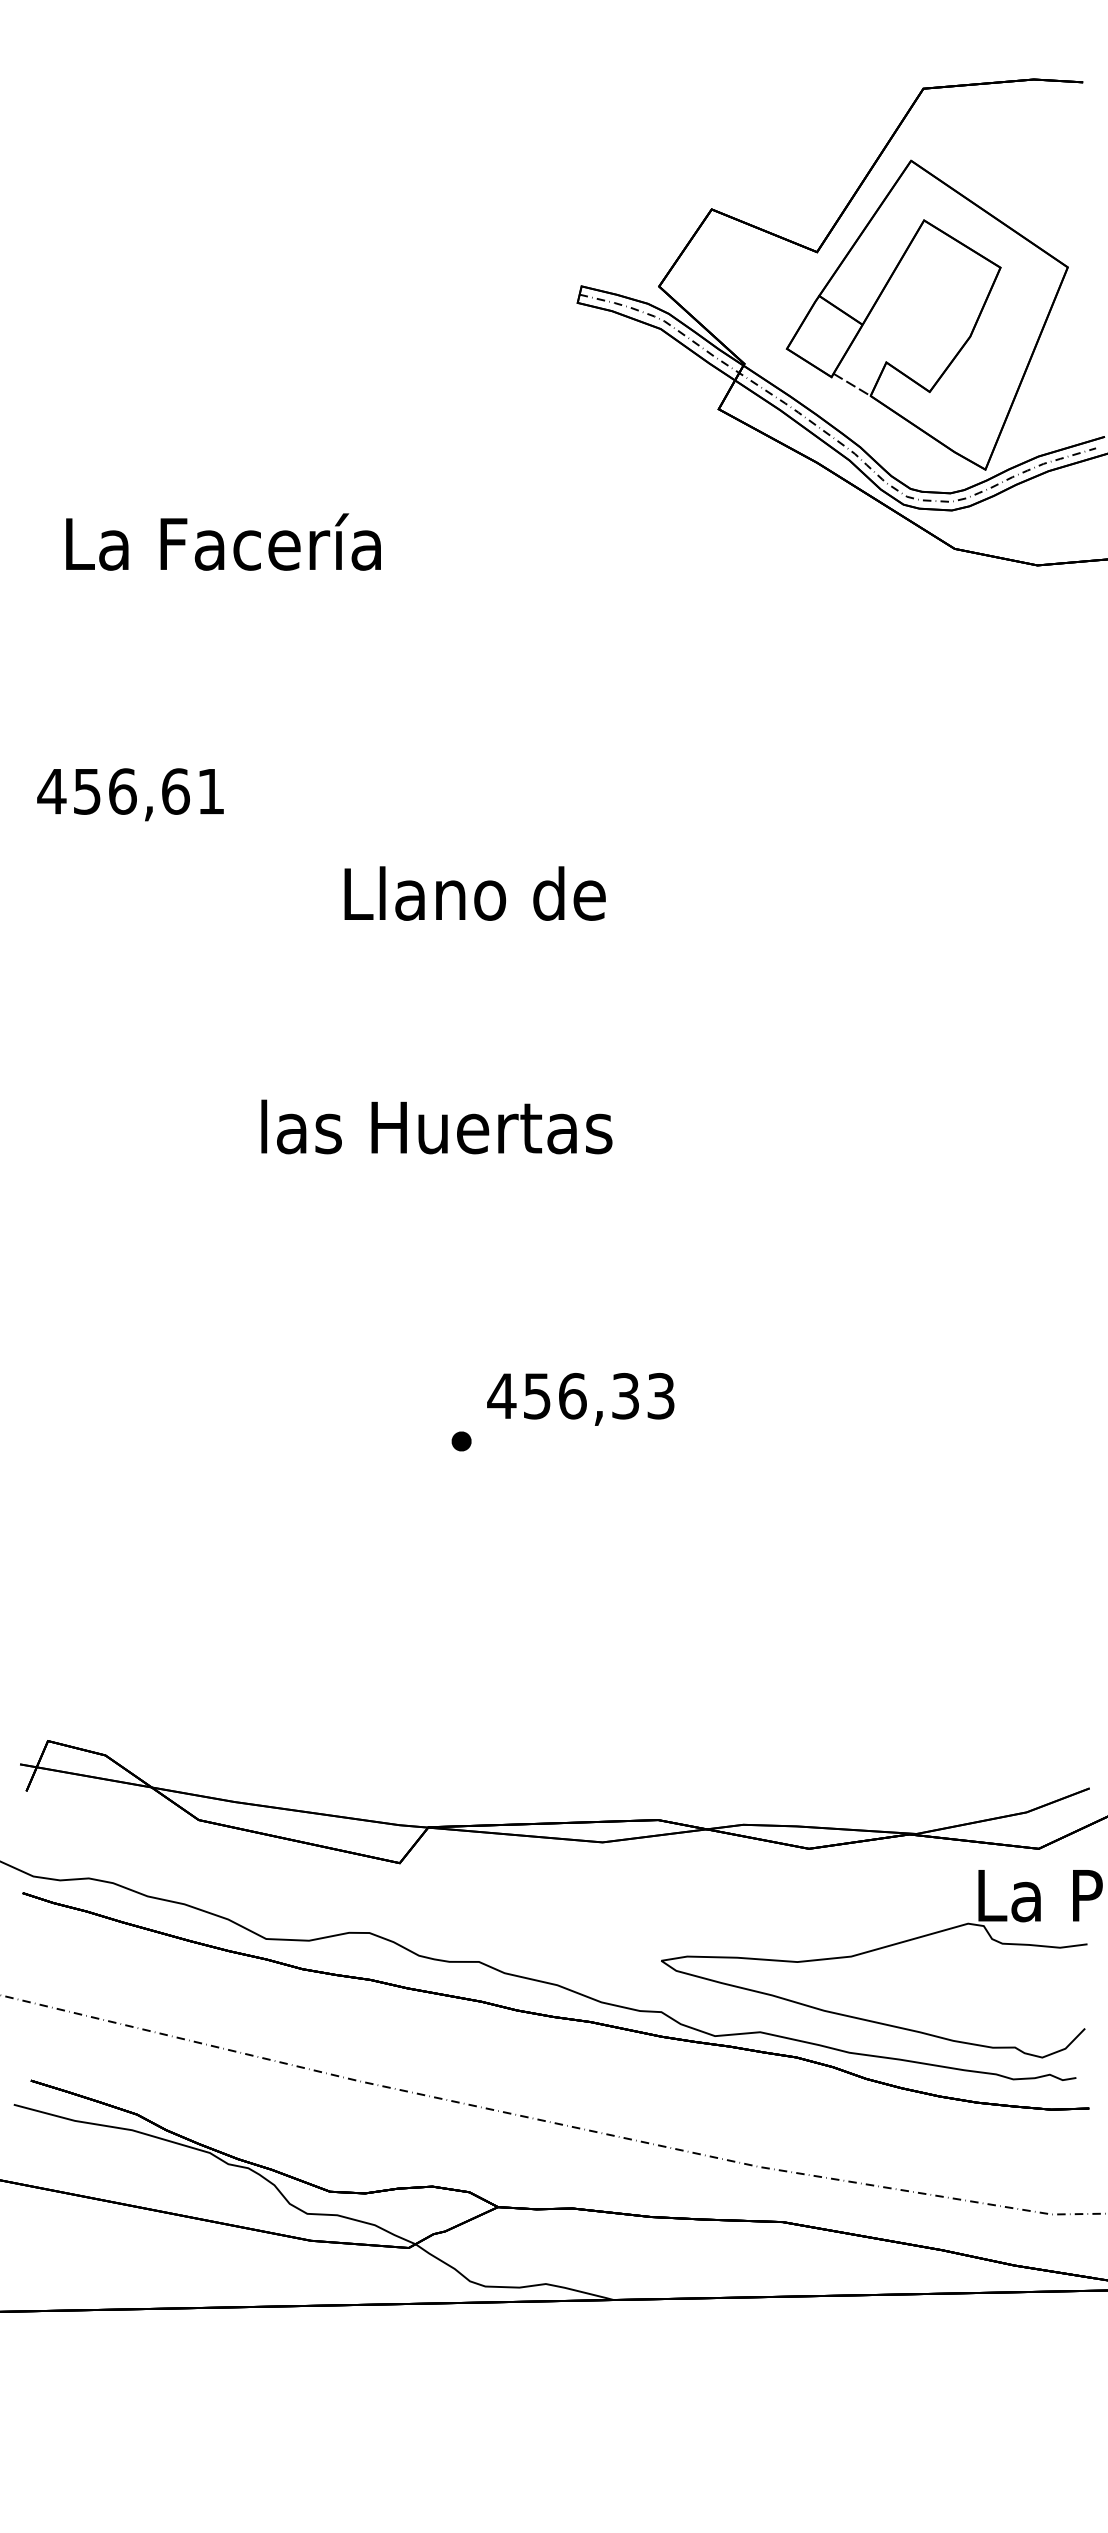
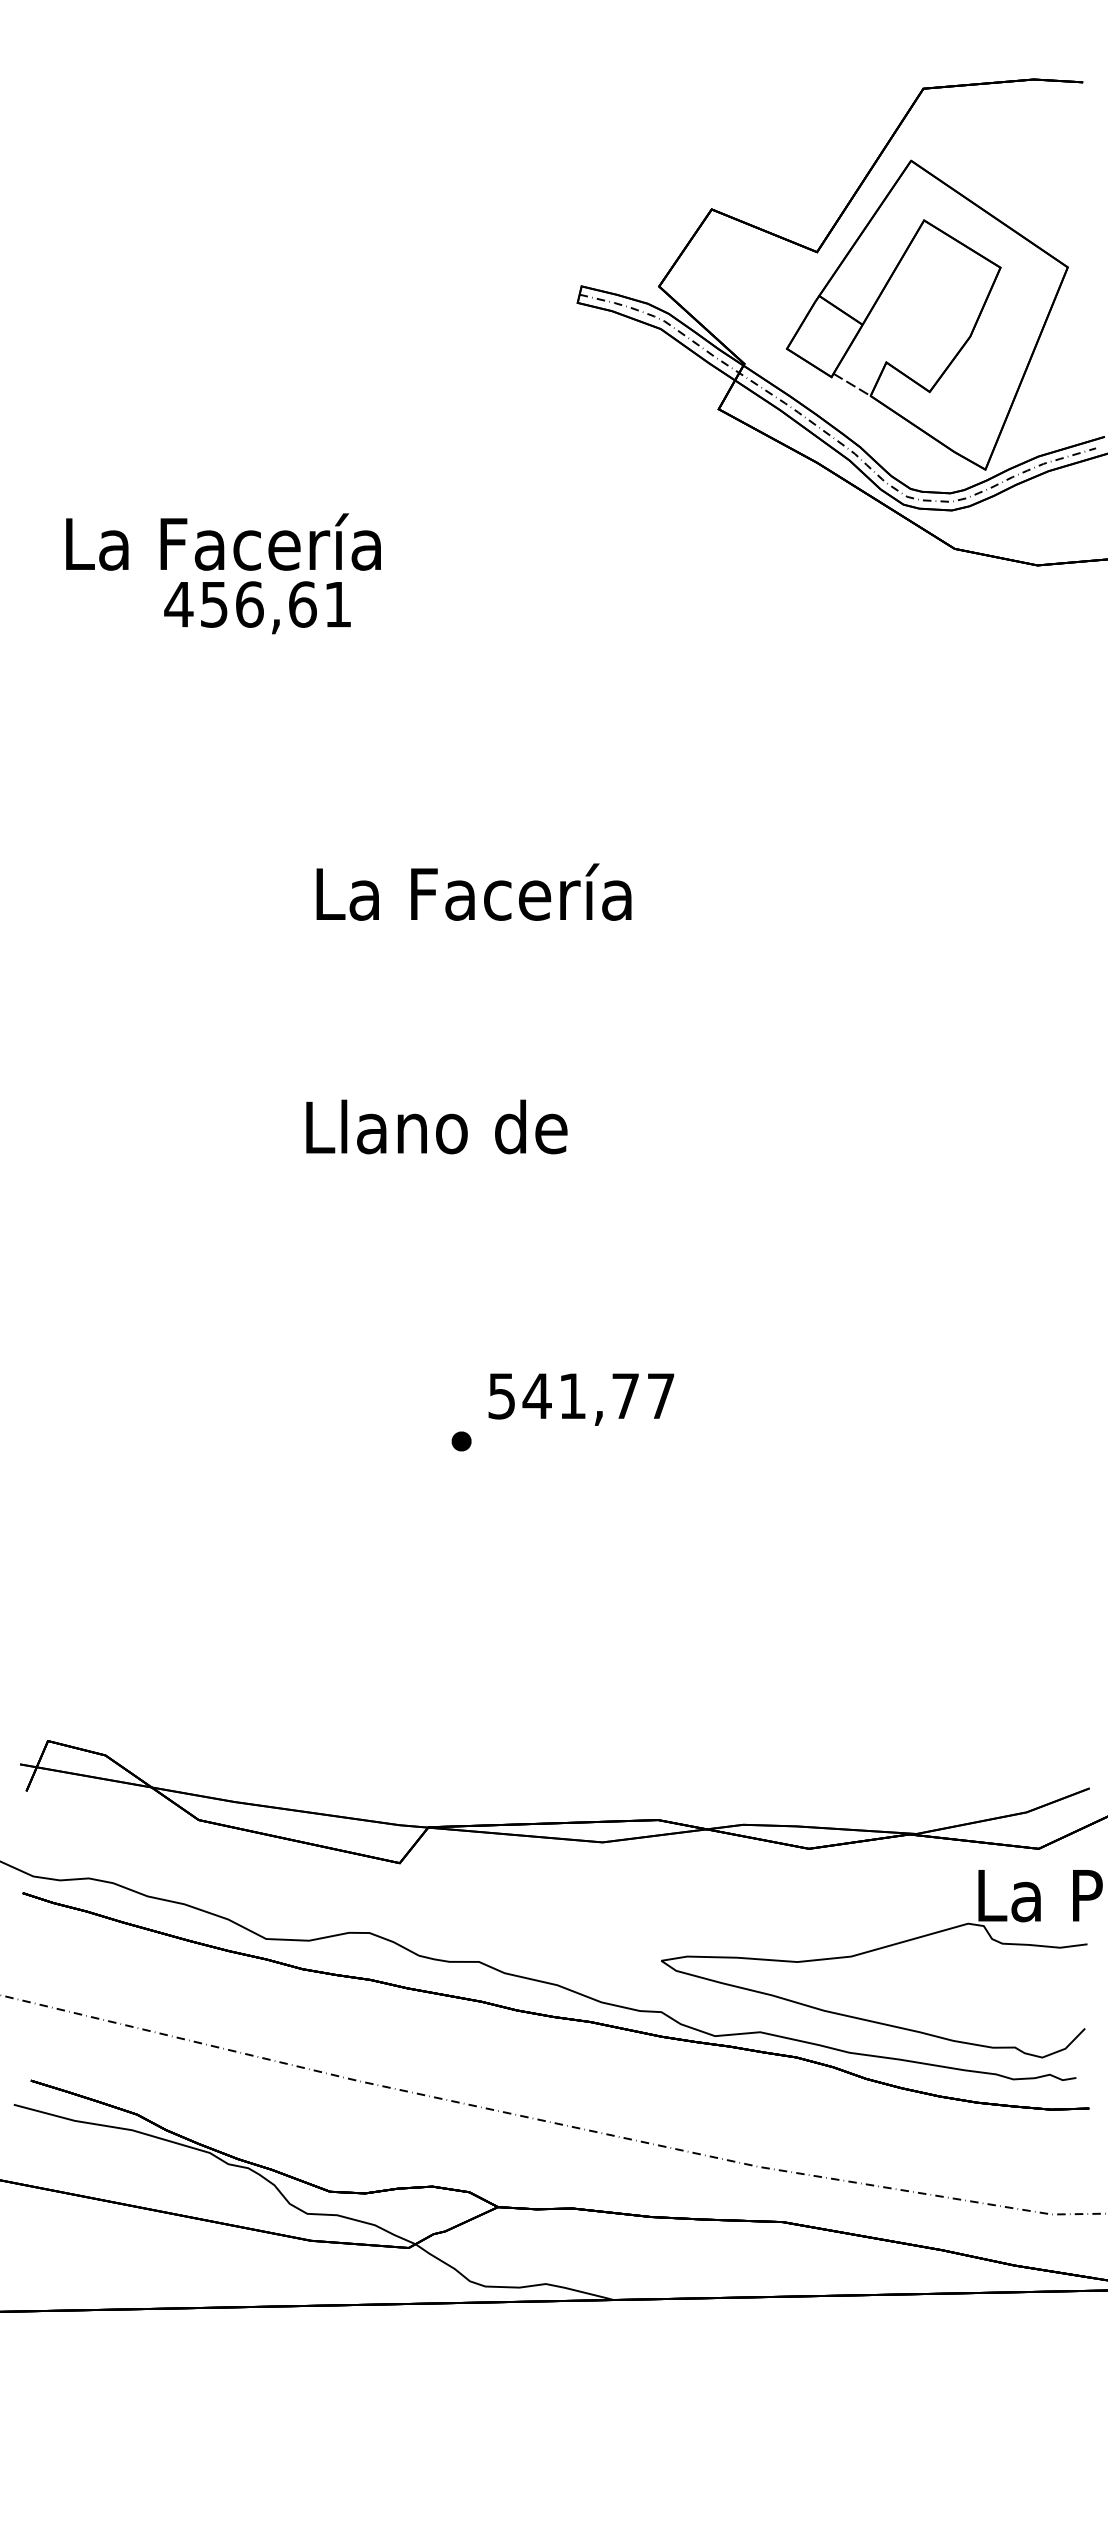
text position: (130, 794) -> (257, 607) (257, 607)
text: Llano de -> La Facería (473, 891)
text: las Huertas -> Llano de (436, 1126)
text: 456,33 -> 541,77 (580, 1395)
